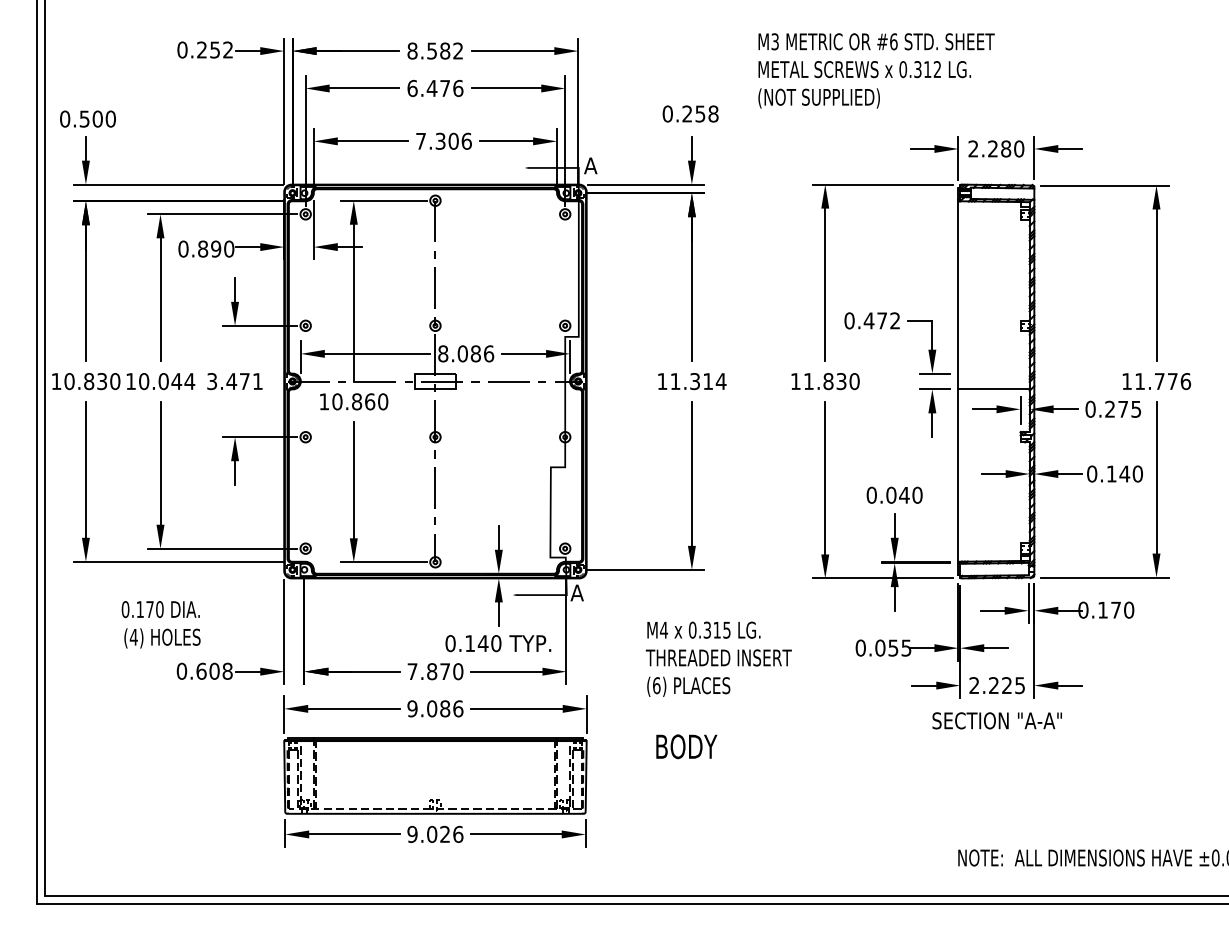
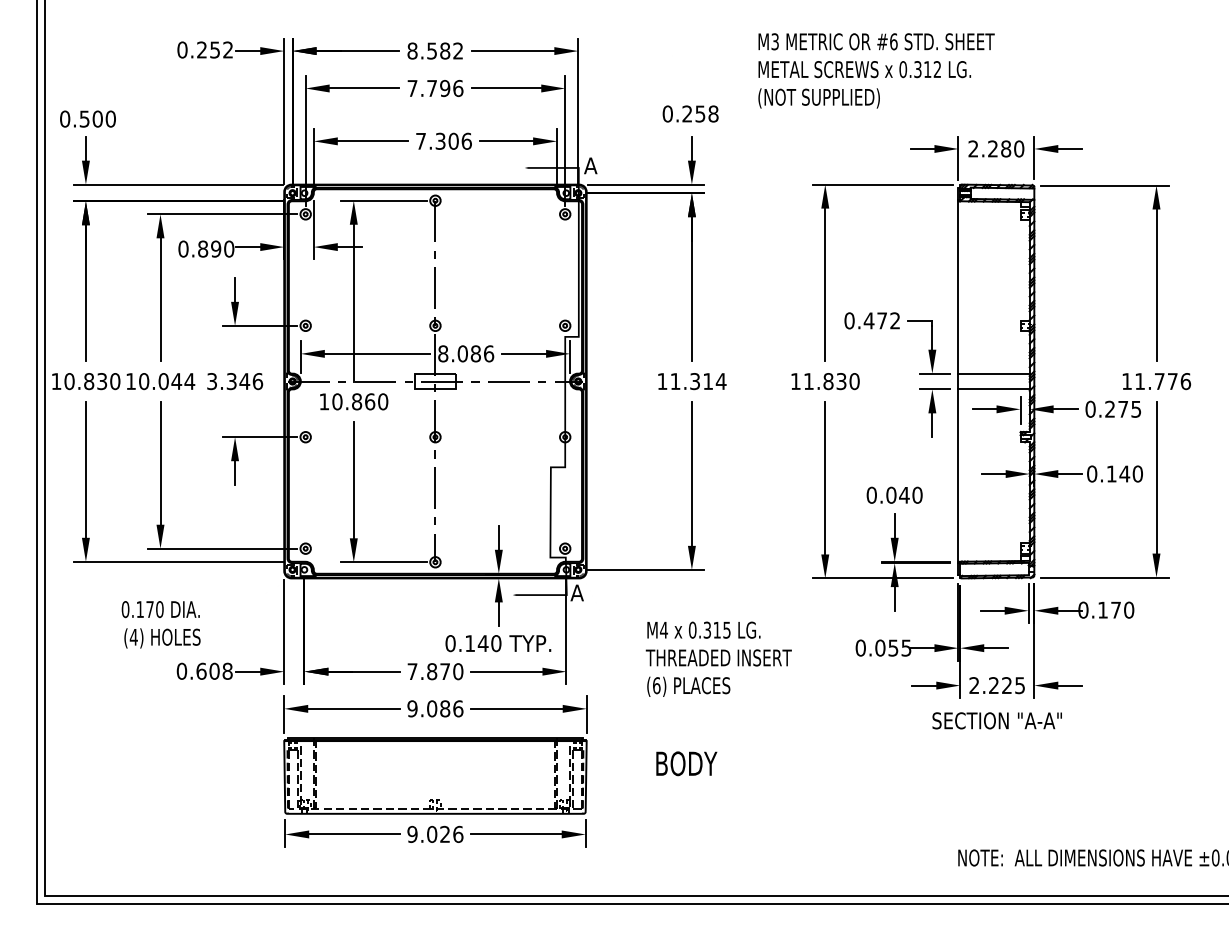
text: 6.476 -> 7.796 (428, 88)
line: none -> present (993, 373)
text: 3.471 -> 3.346 (244, 381)
text position: (686, 746) -> (686, 763) (686, 763)
